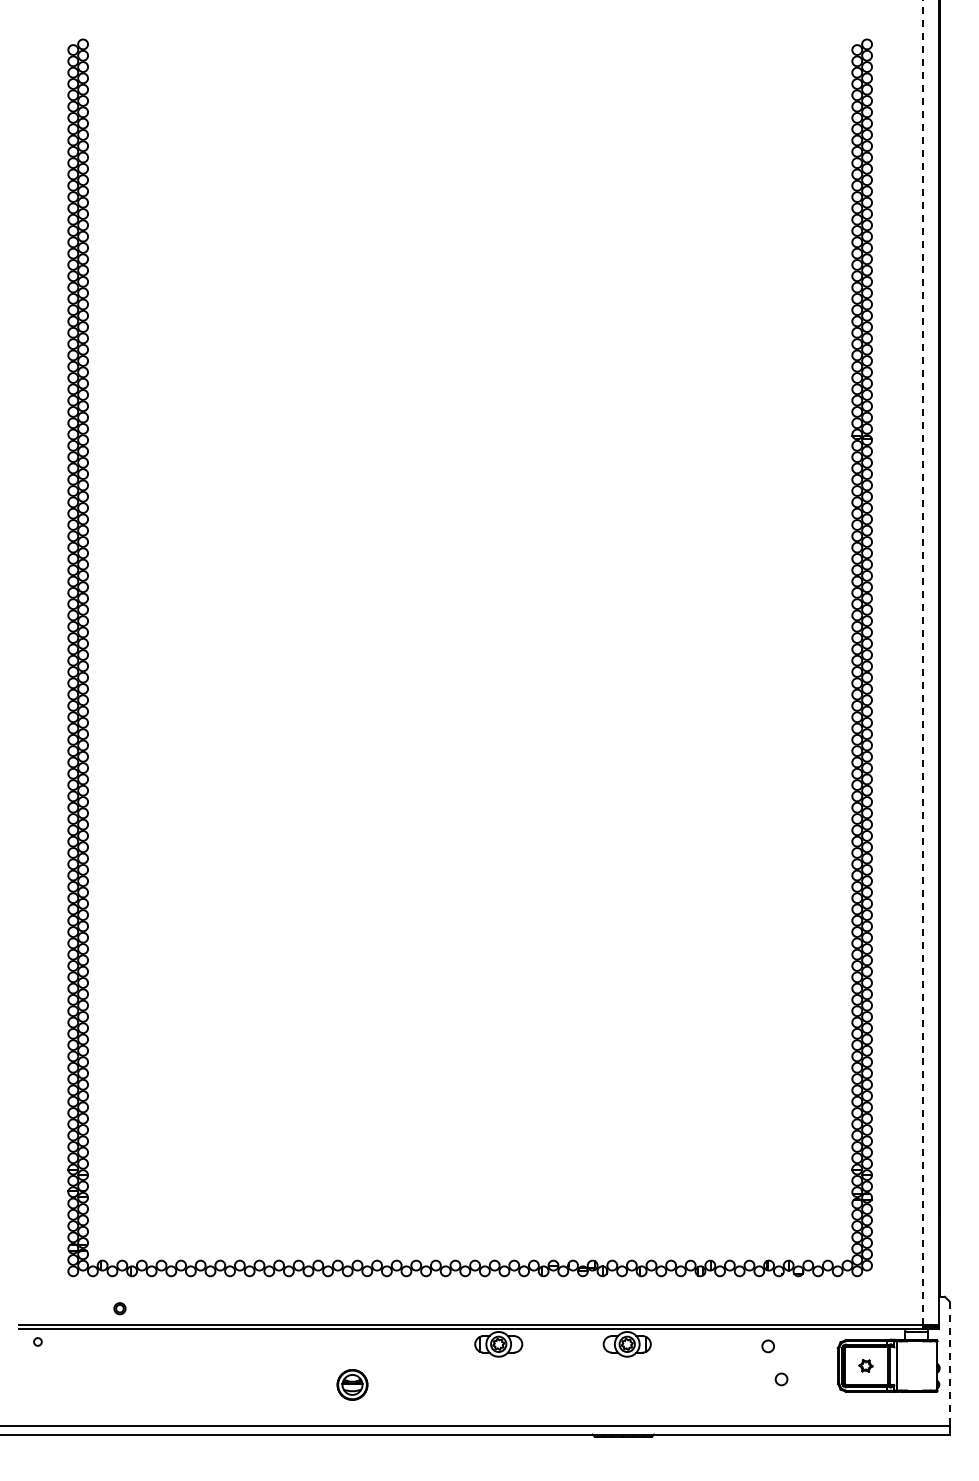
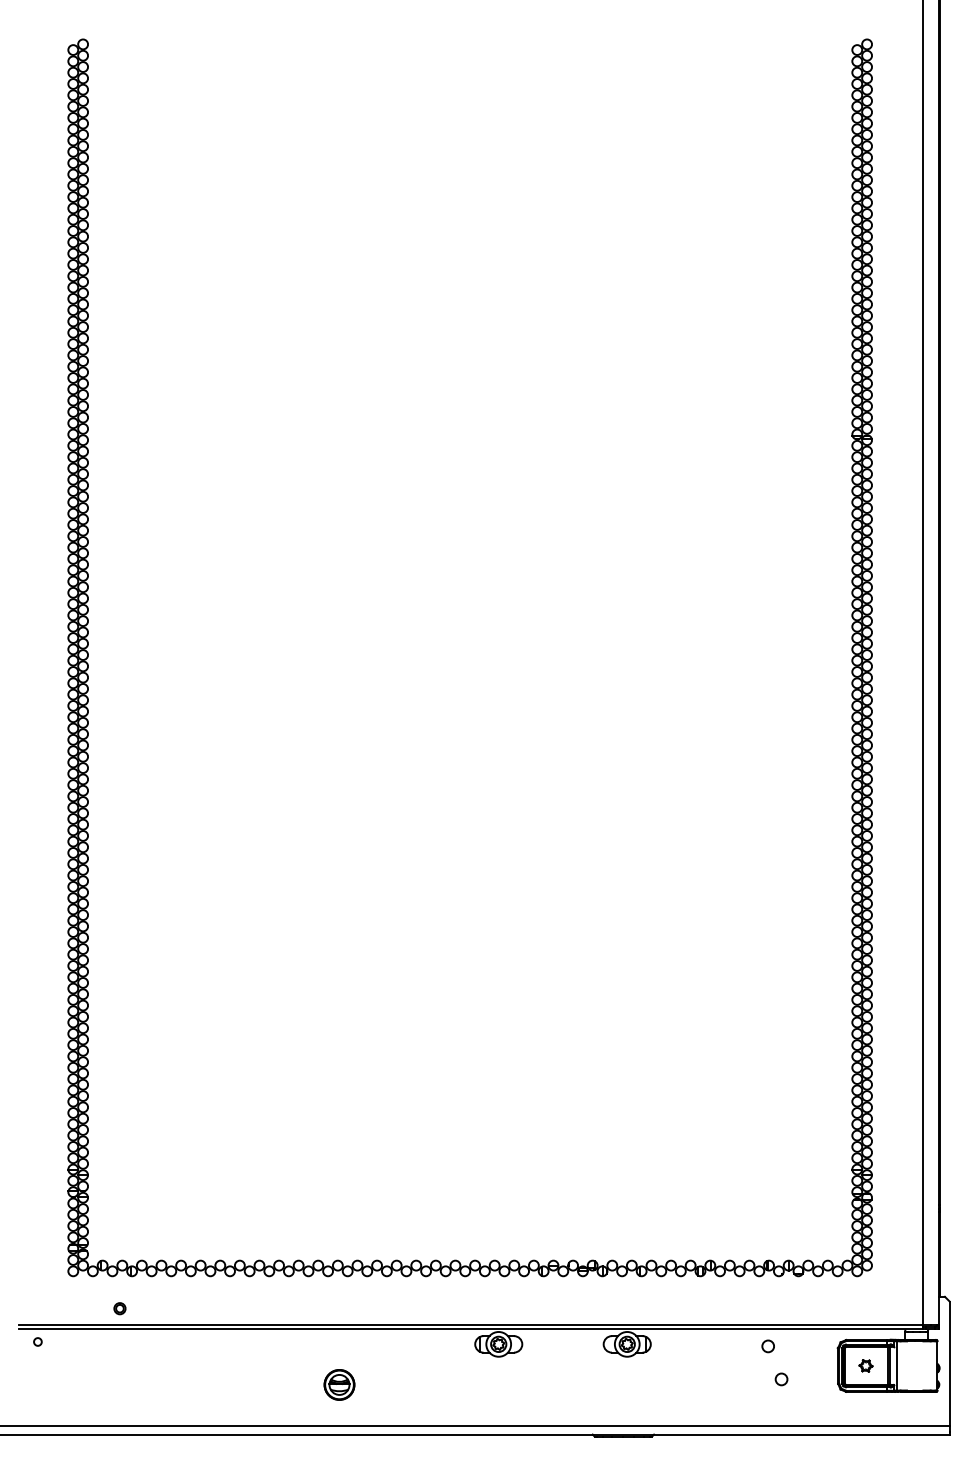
line: dashed -> solid (922, 662)
line: dashed -> solid (949, 1364)
part position: (352, 1384) -> (339, 1384) (339, 1384)
